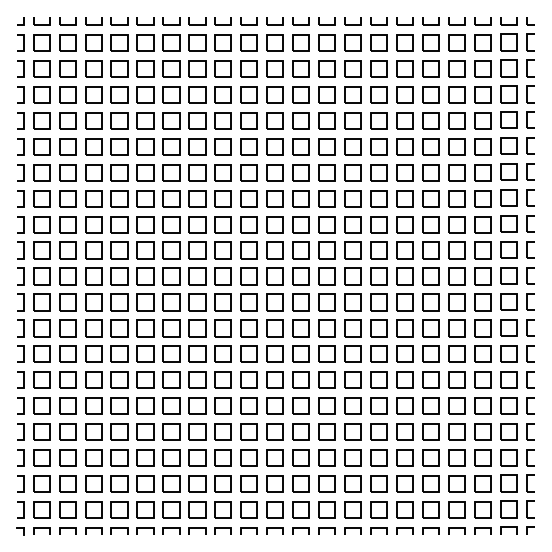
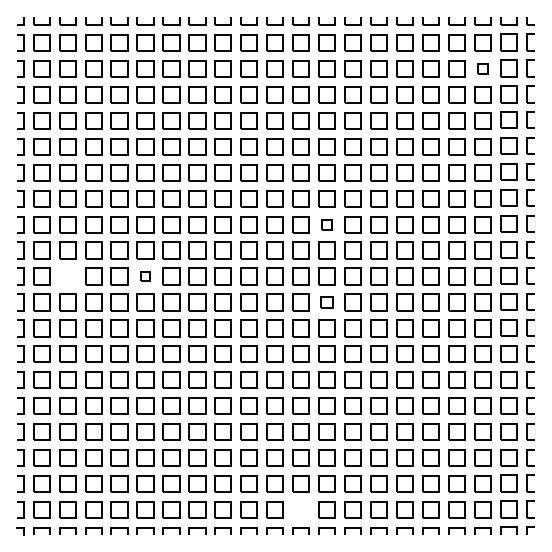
part size: 18x18 px -> 12x12 px (482, 68)
part size: 18x18 px -> 12x12 px (326, 224)
part: present -> none (67, 276)
part size: 19x19 px -> 11x11 px (145, 276)
part size: 18x19 px -> 14x13 px (326, 302)
part: present -> none (300, 509)
